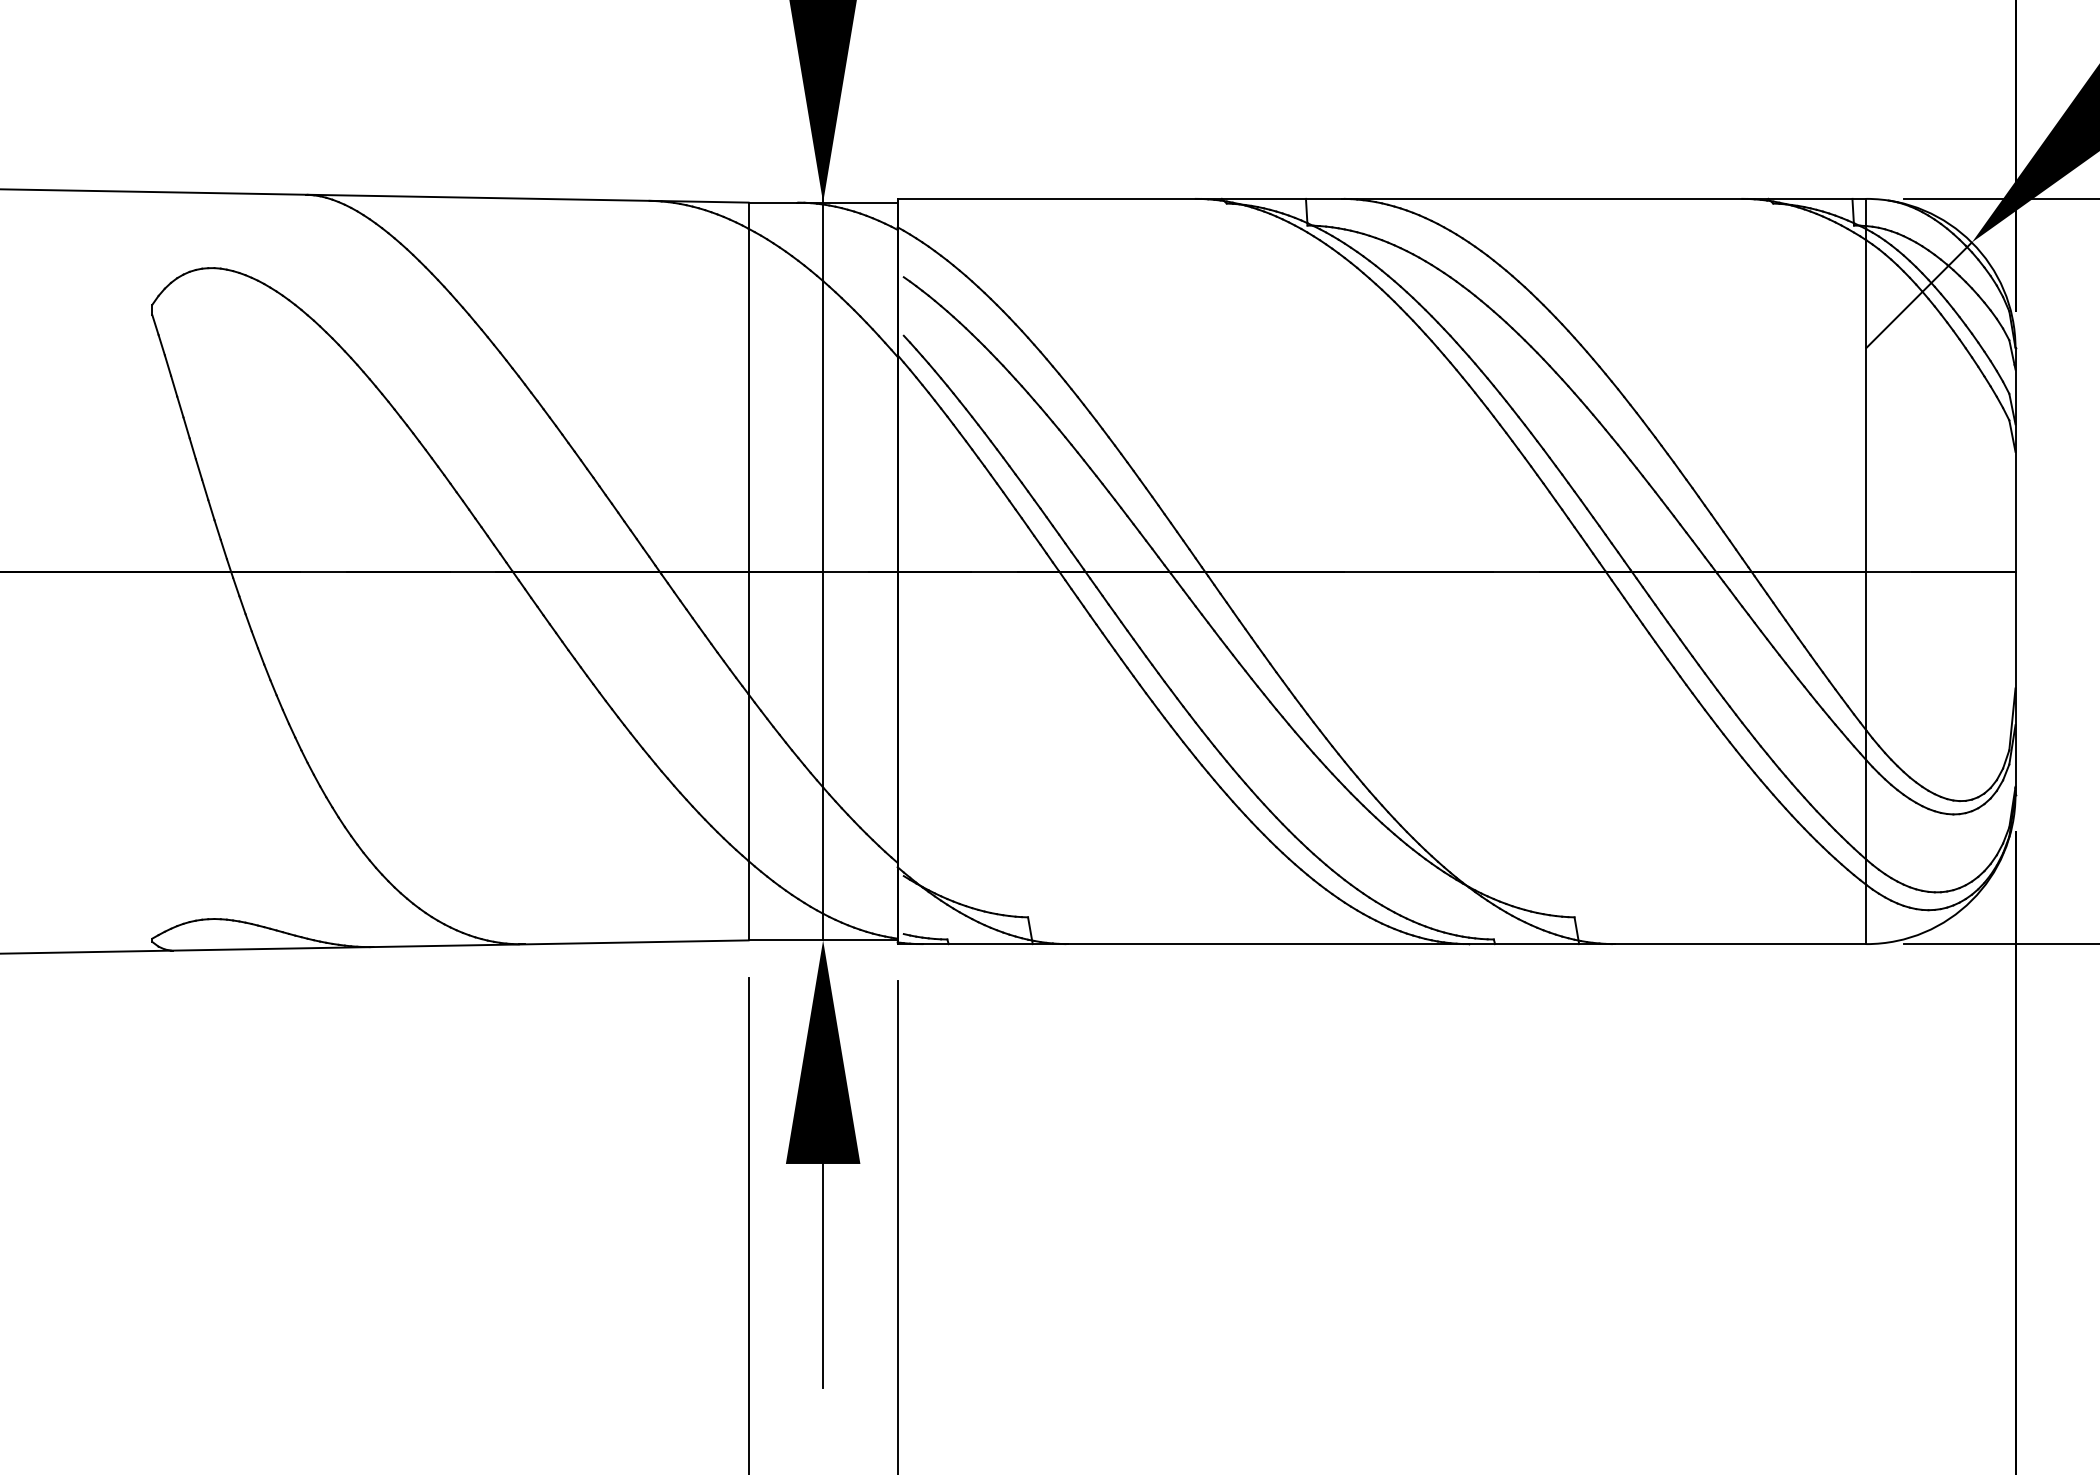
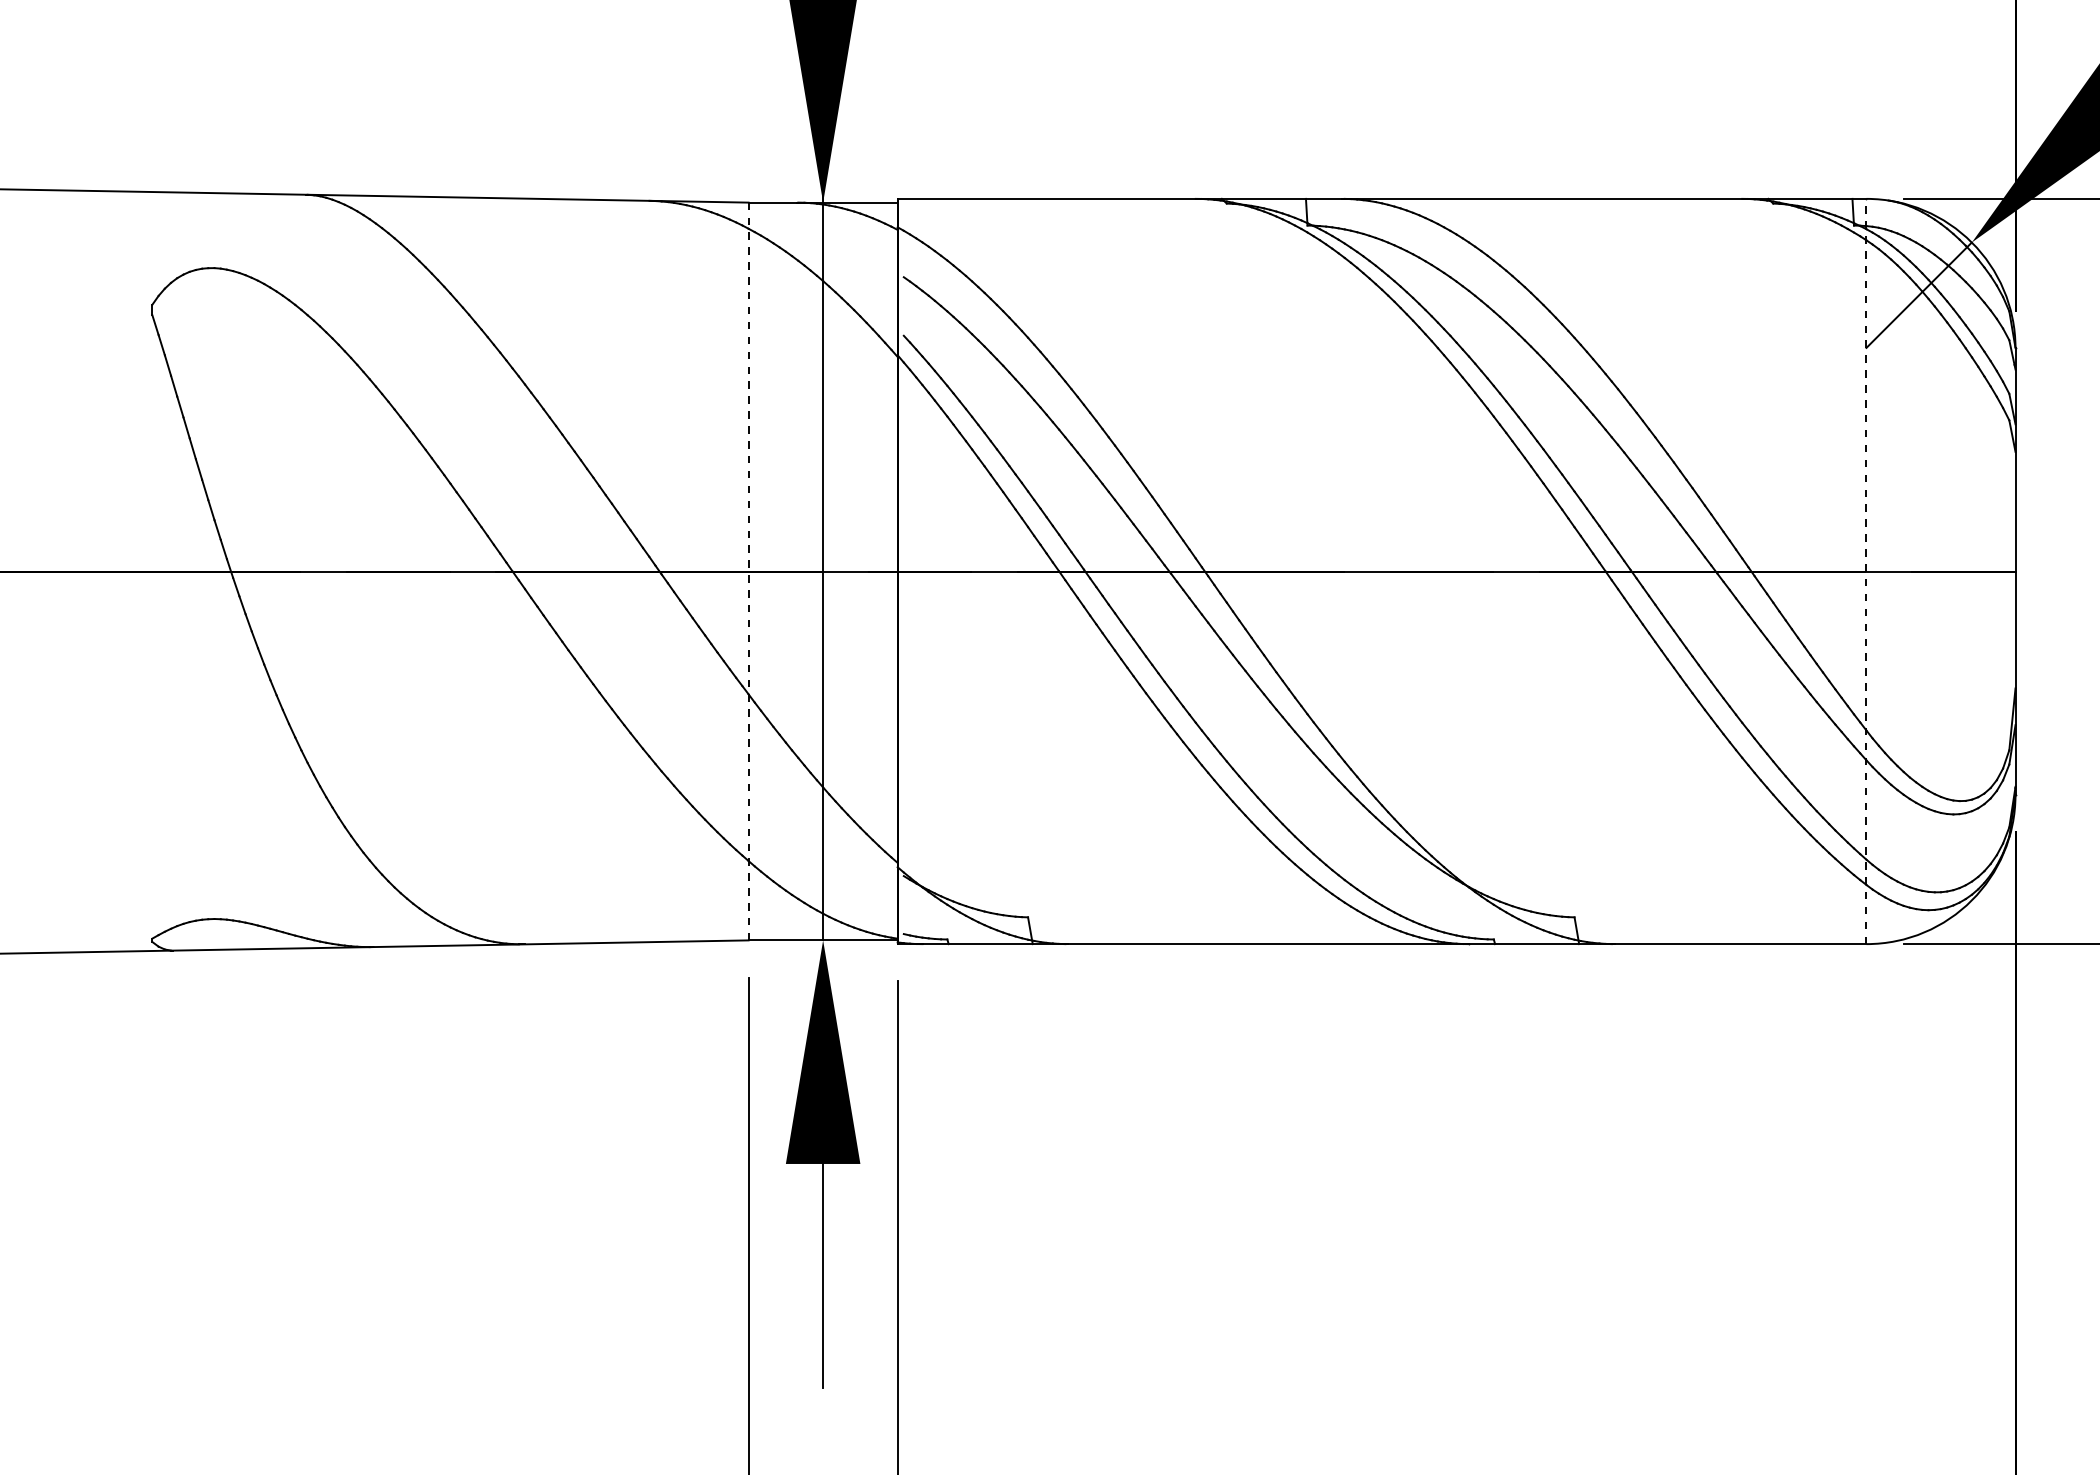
line: solid -> dashed (748, 571)
line: solid -> dashed (1866, 571)
